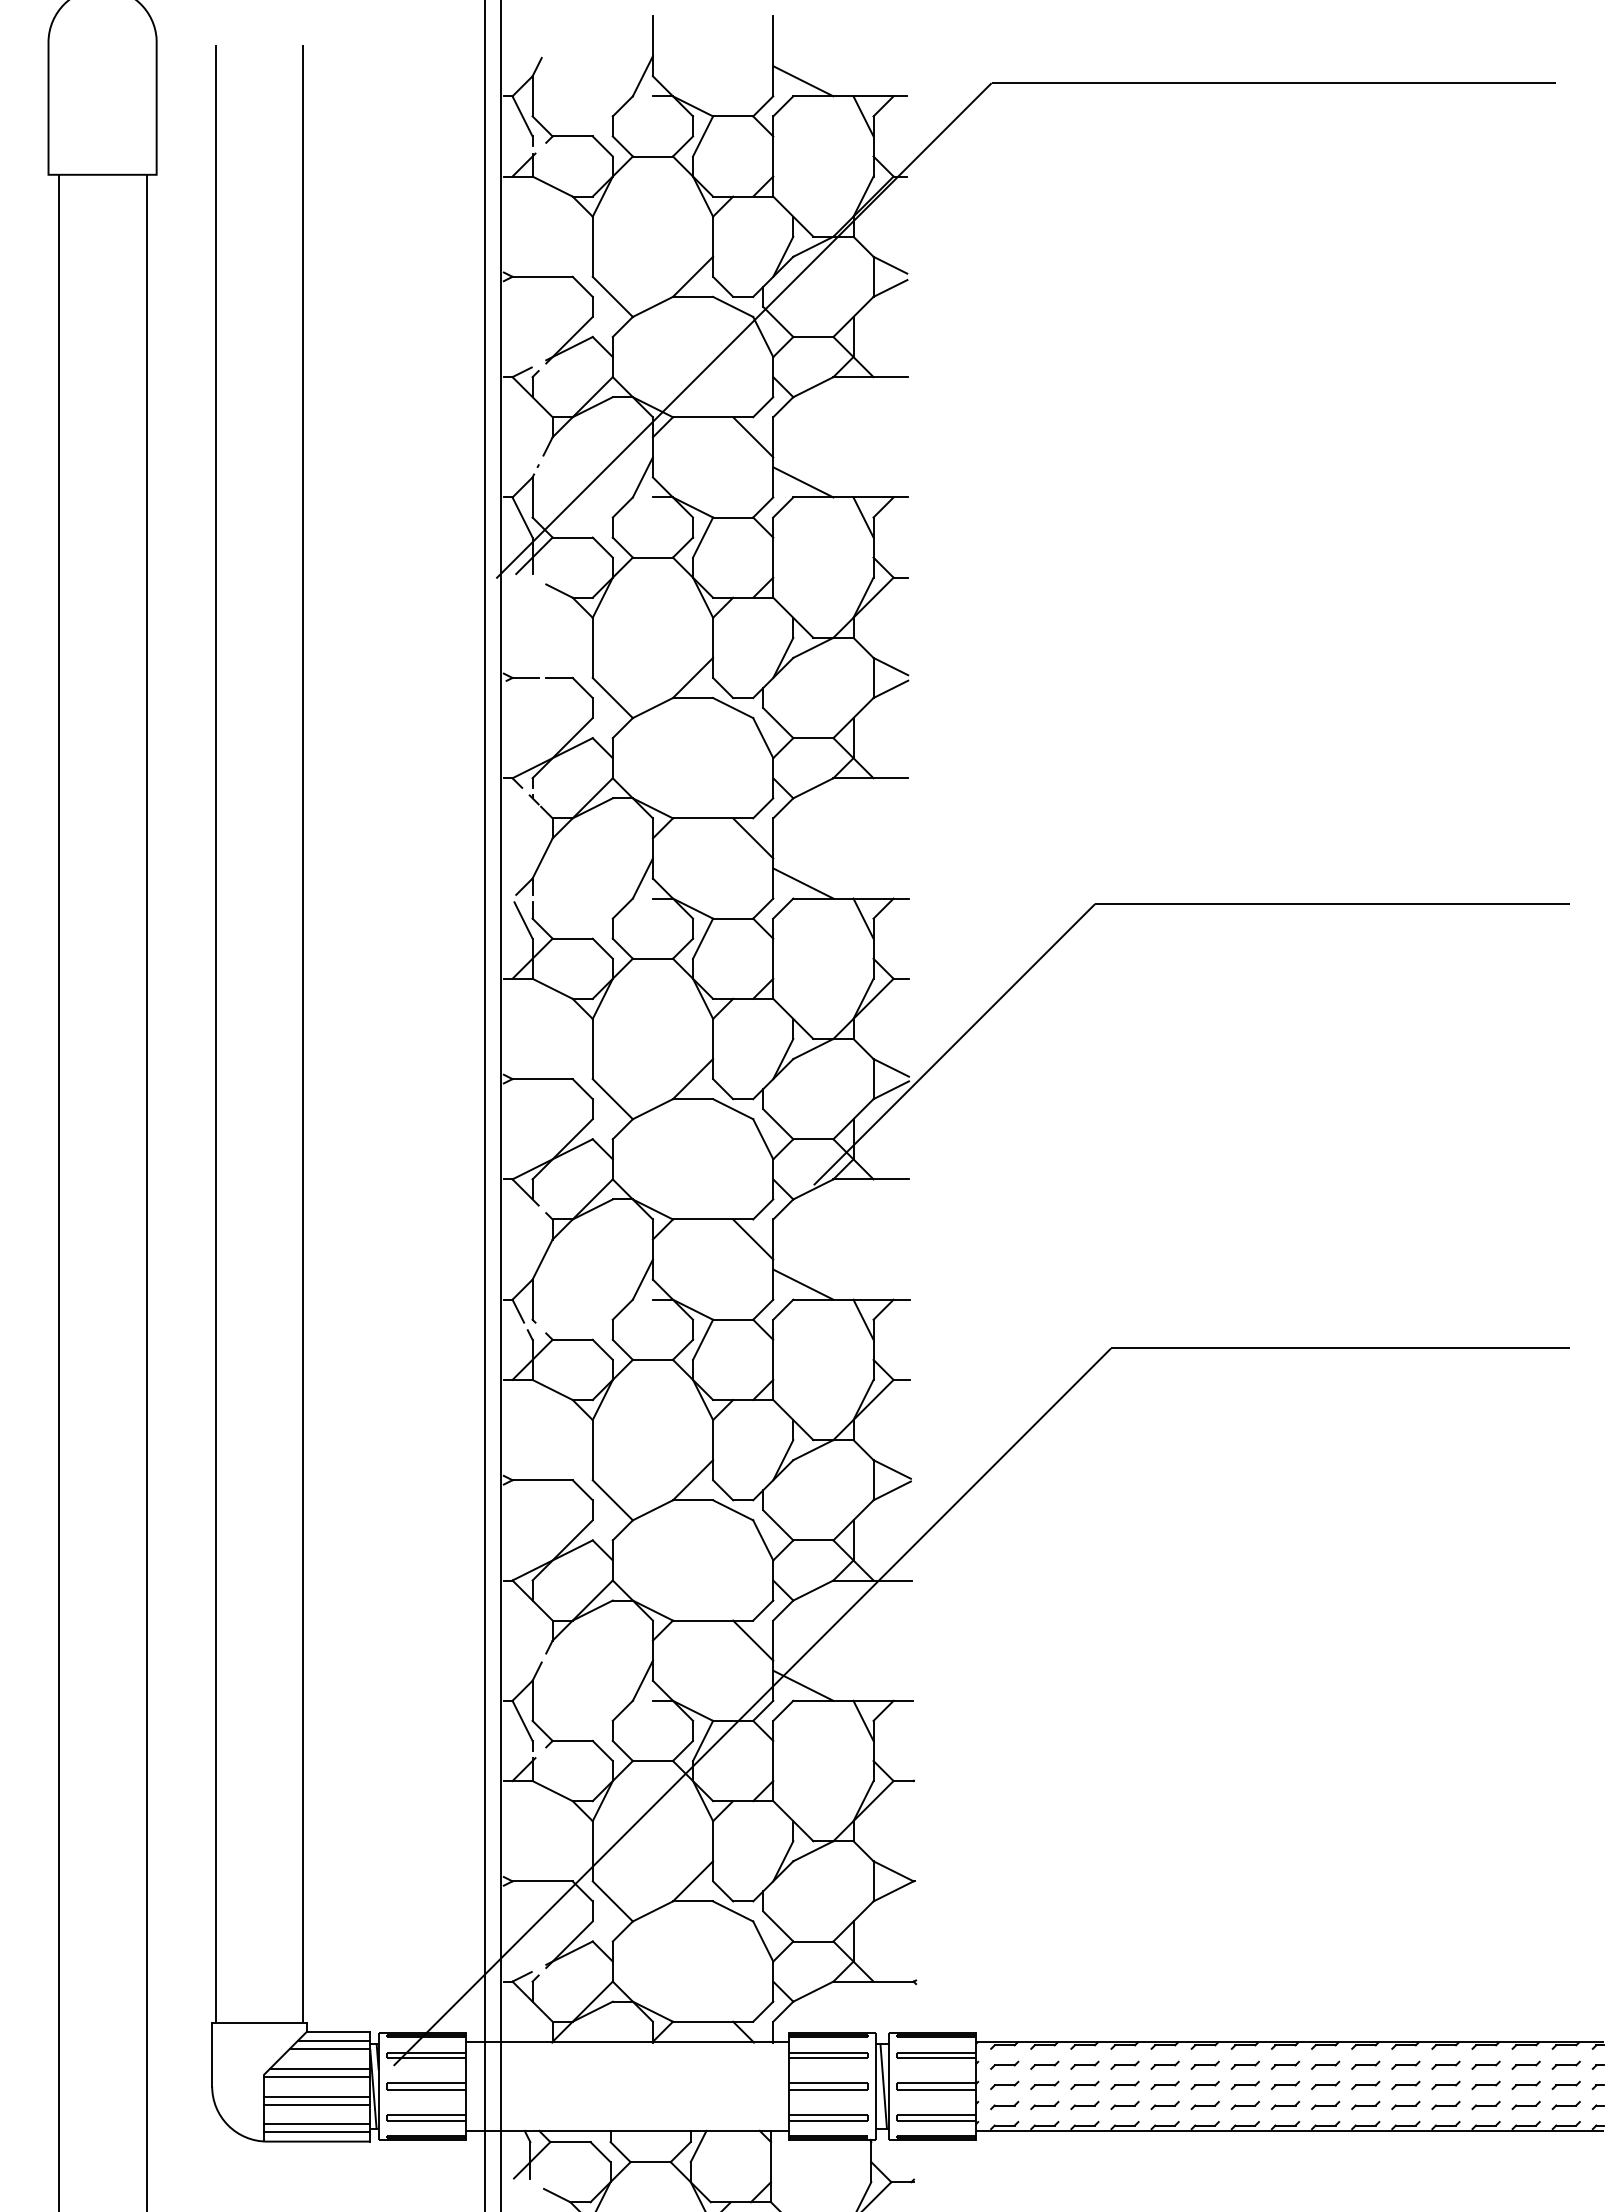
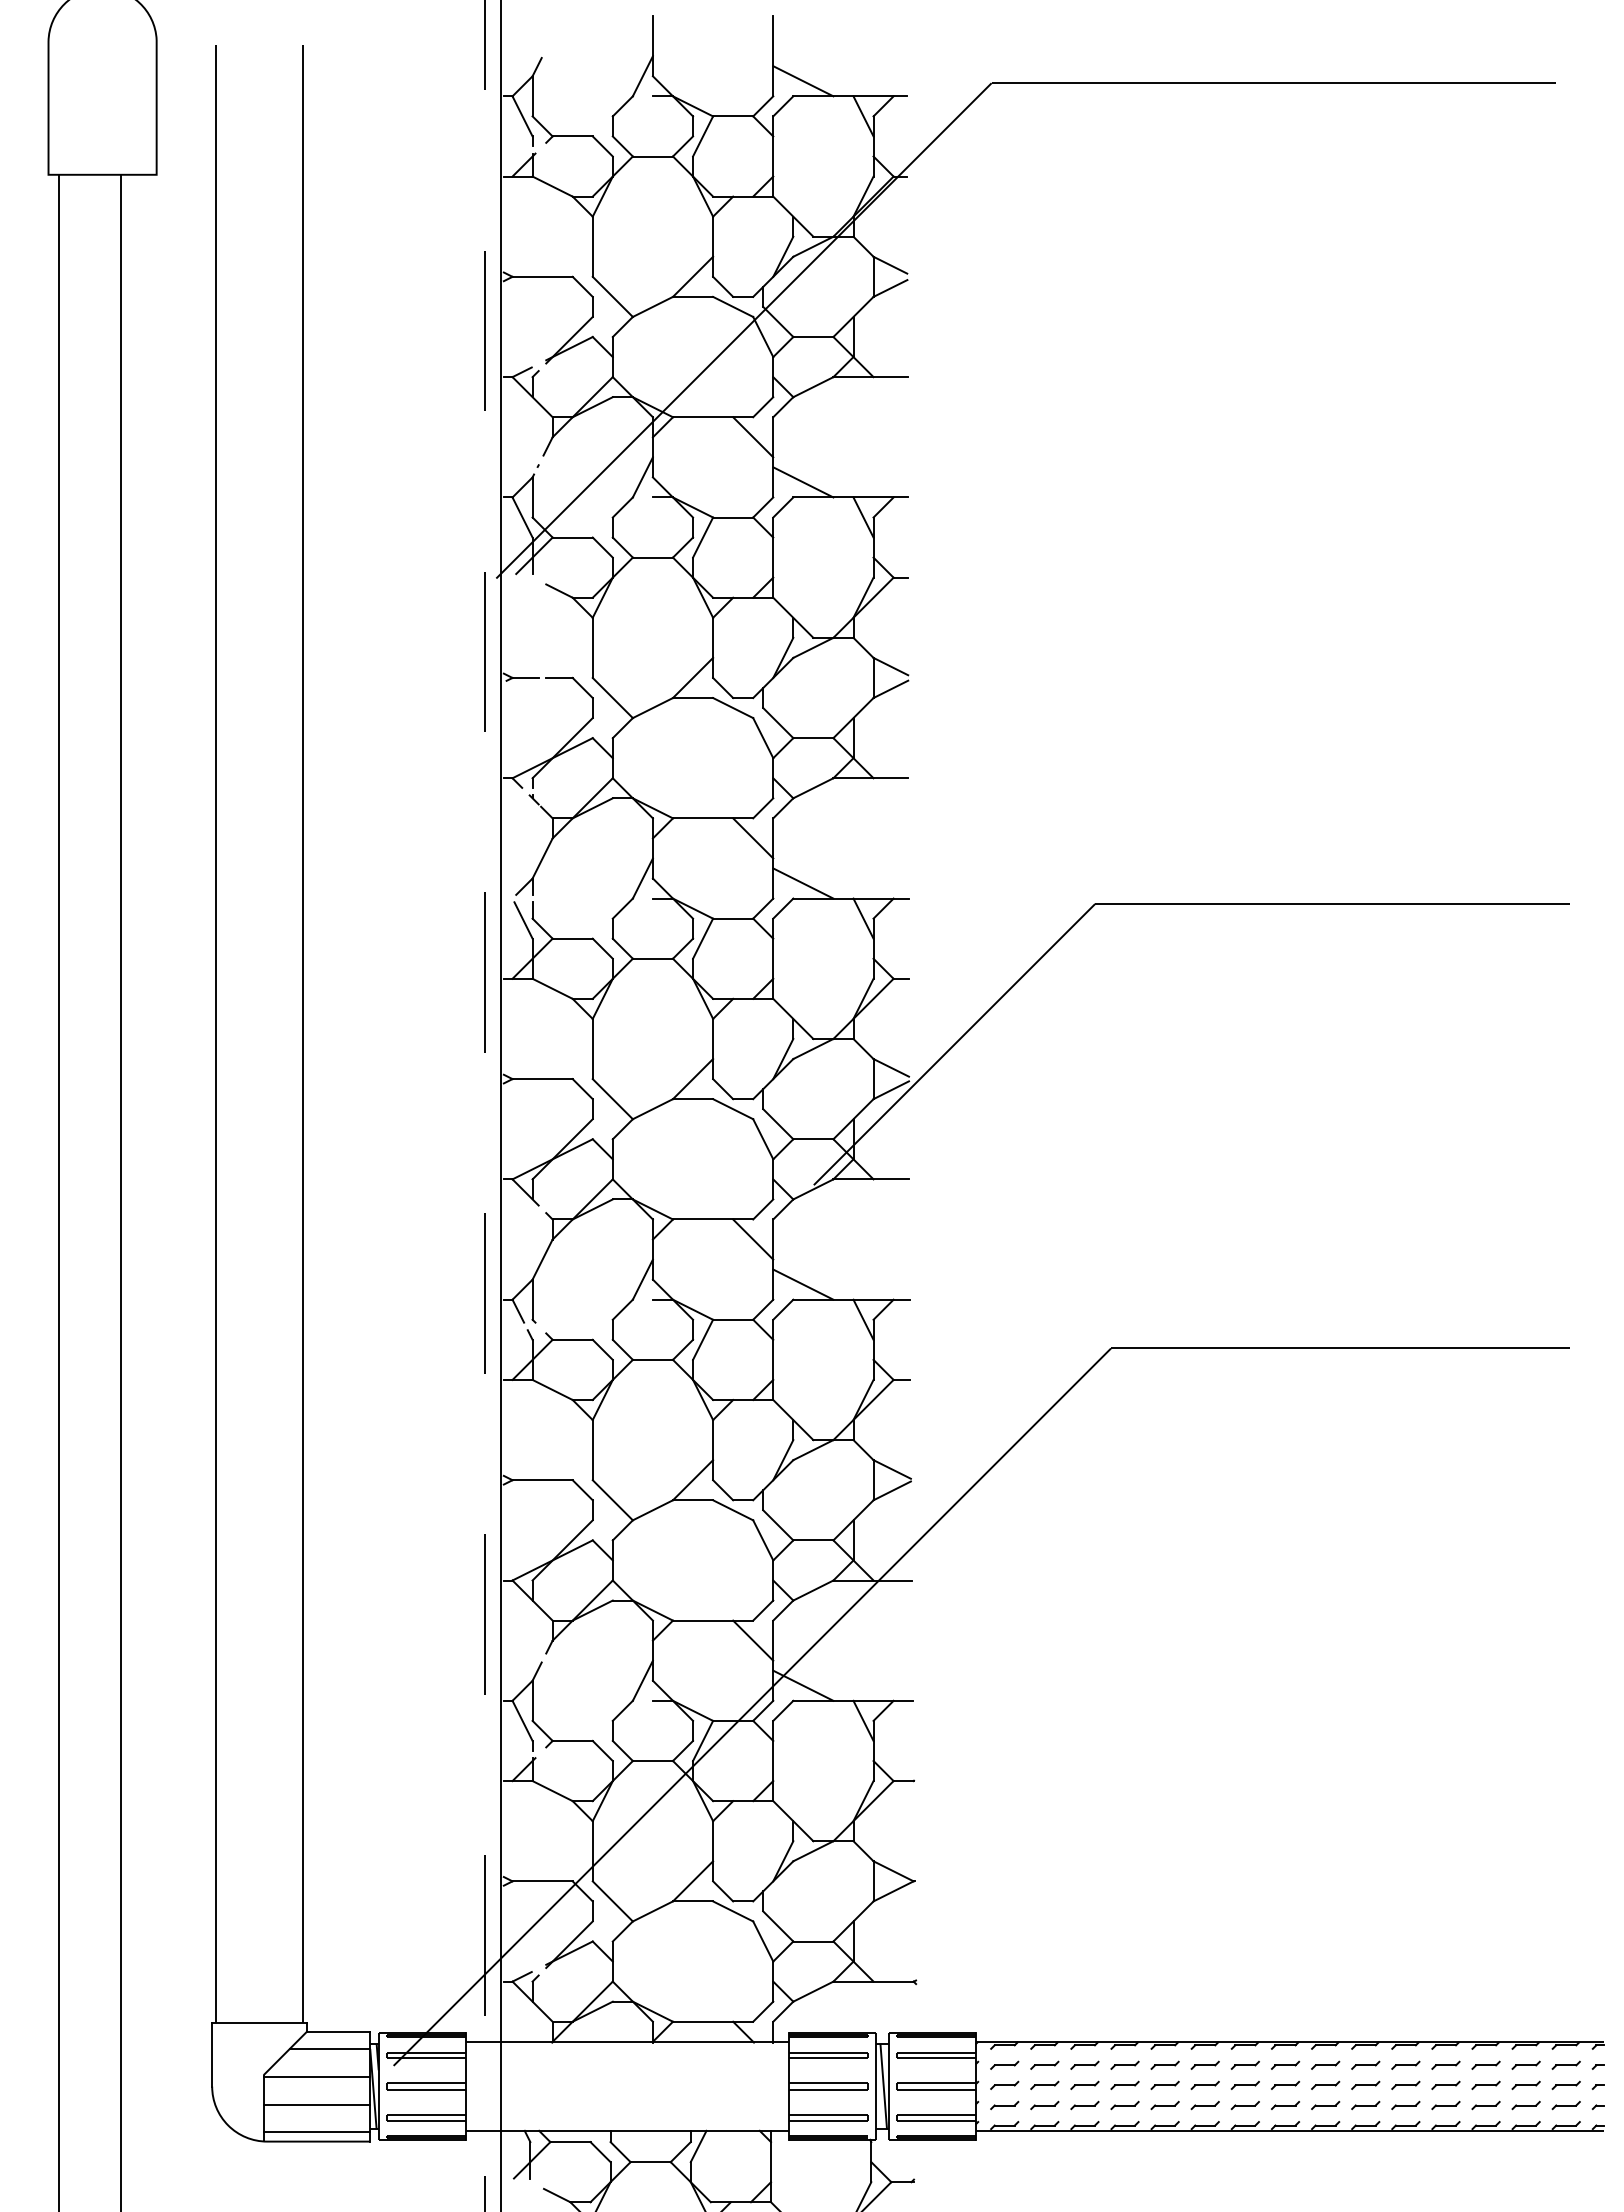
line: solid -> dashed (484, 1105)
line position: (146, 1191) -> (120, 1191) (120, 1191)
line: present -> none (333, 2041)
line: present -> none (319, 2068)
line: present -> none (317, 2096)
line: present -> none (317, 2124)
